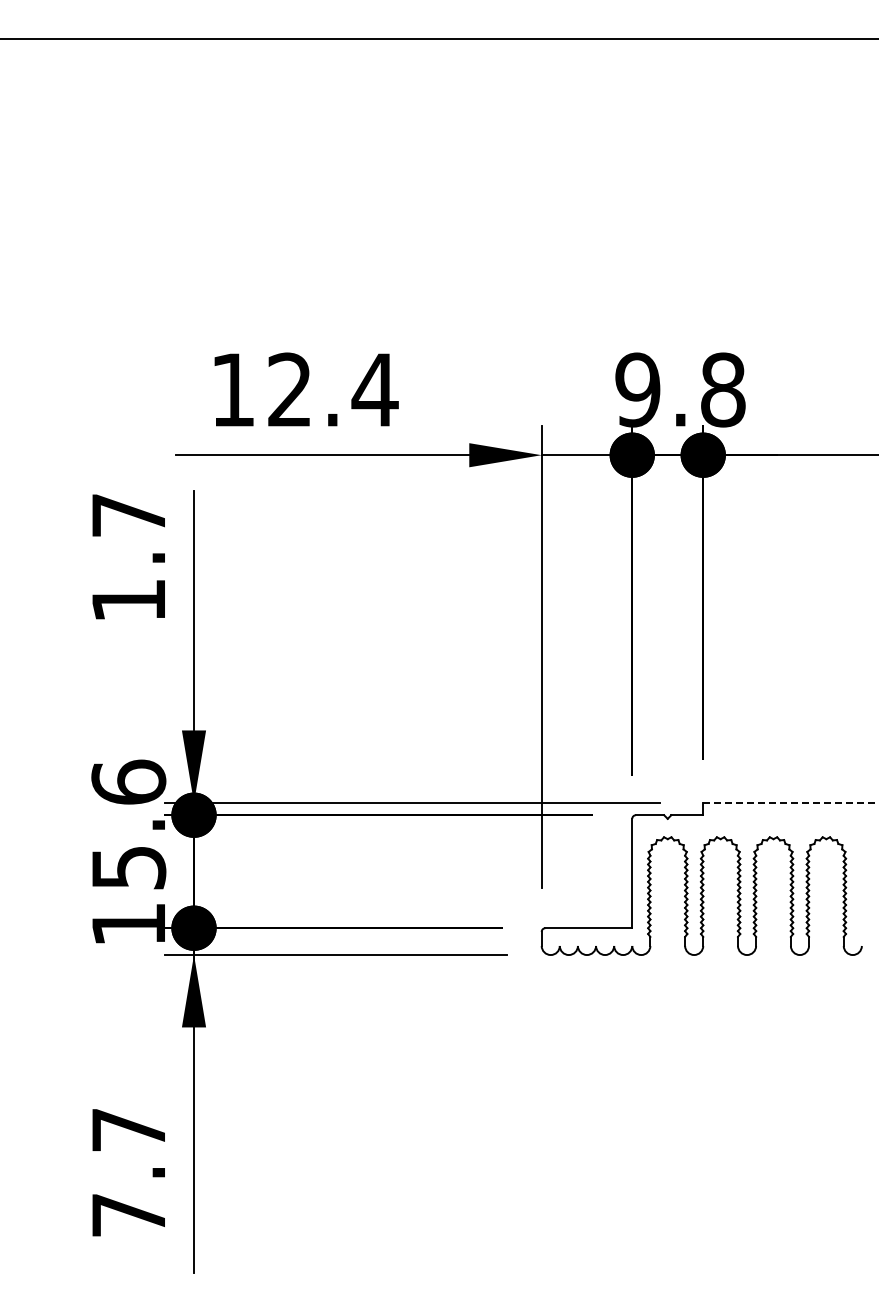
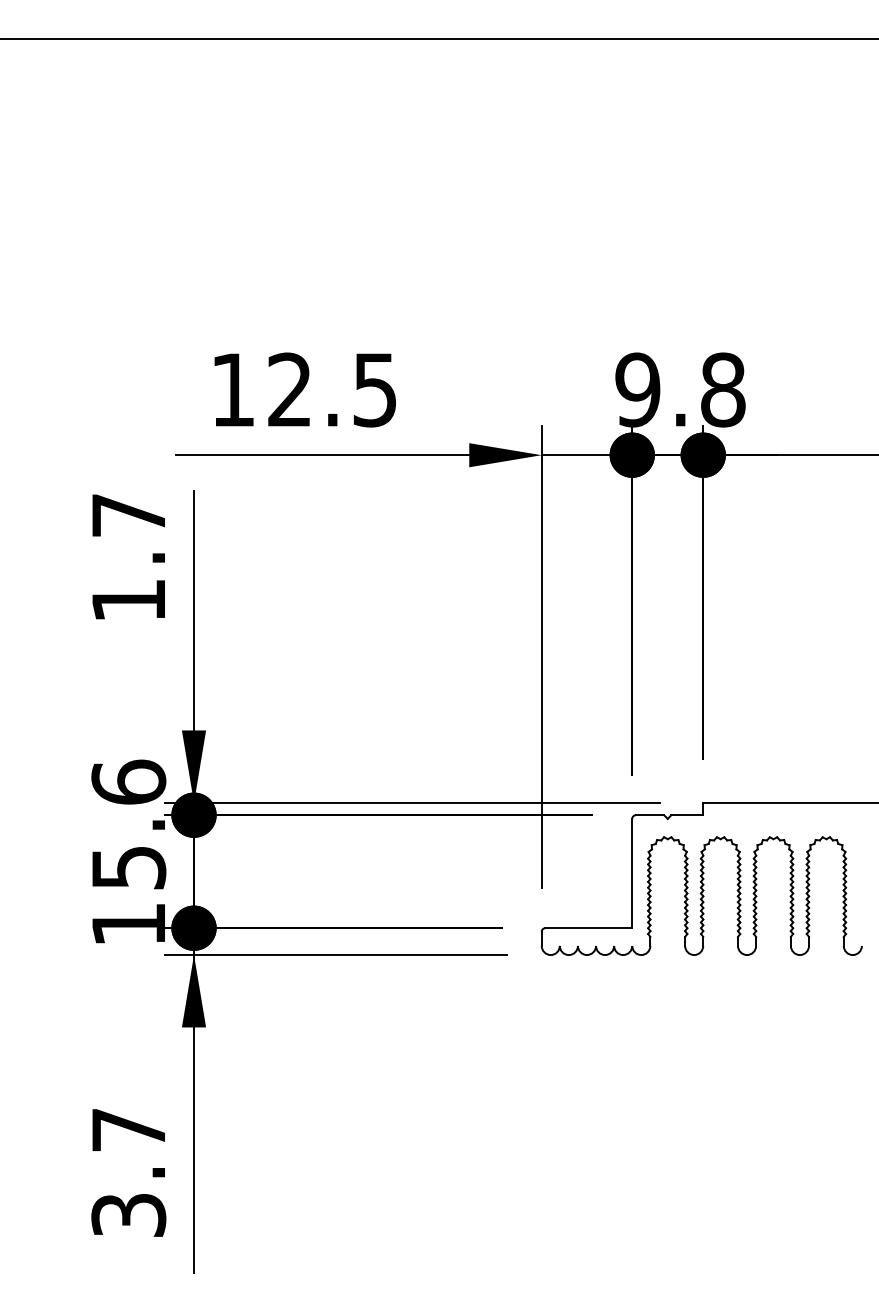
text: 12.4 -> 12.5 (374, 390)
line: dashed -> solid (791, 802)
text: 7.7 -> 3.7 (128, 1215)
